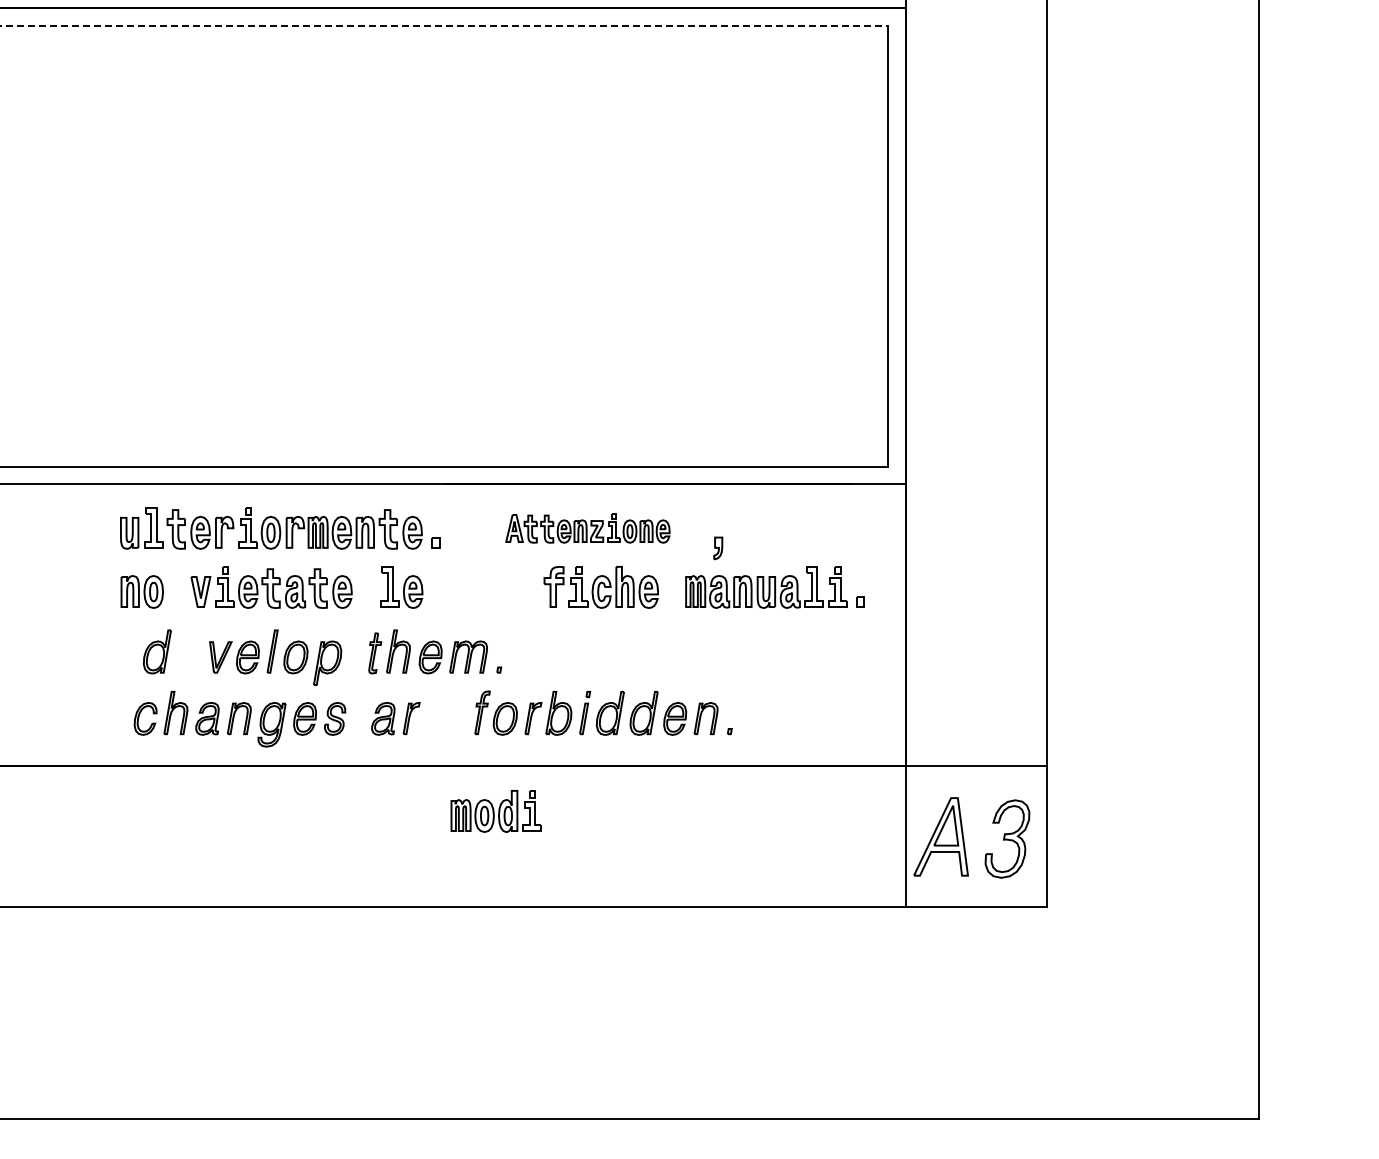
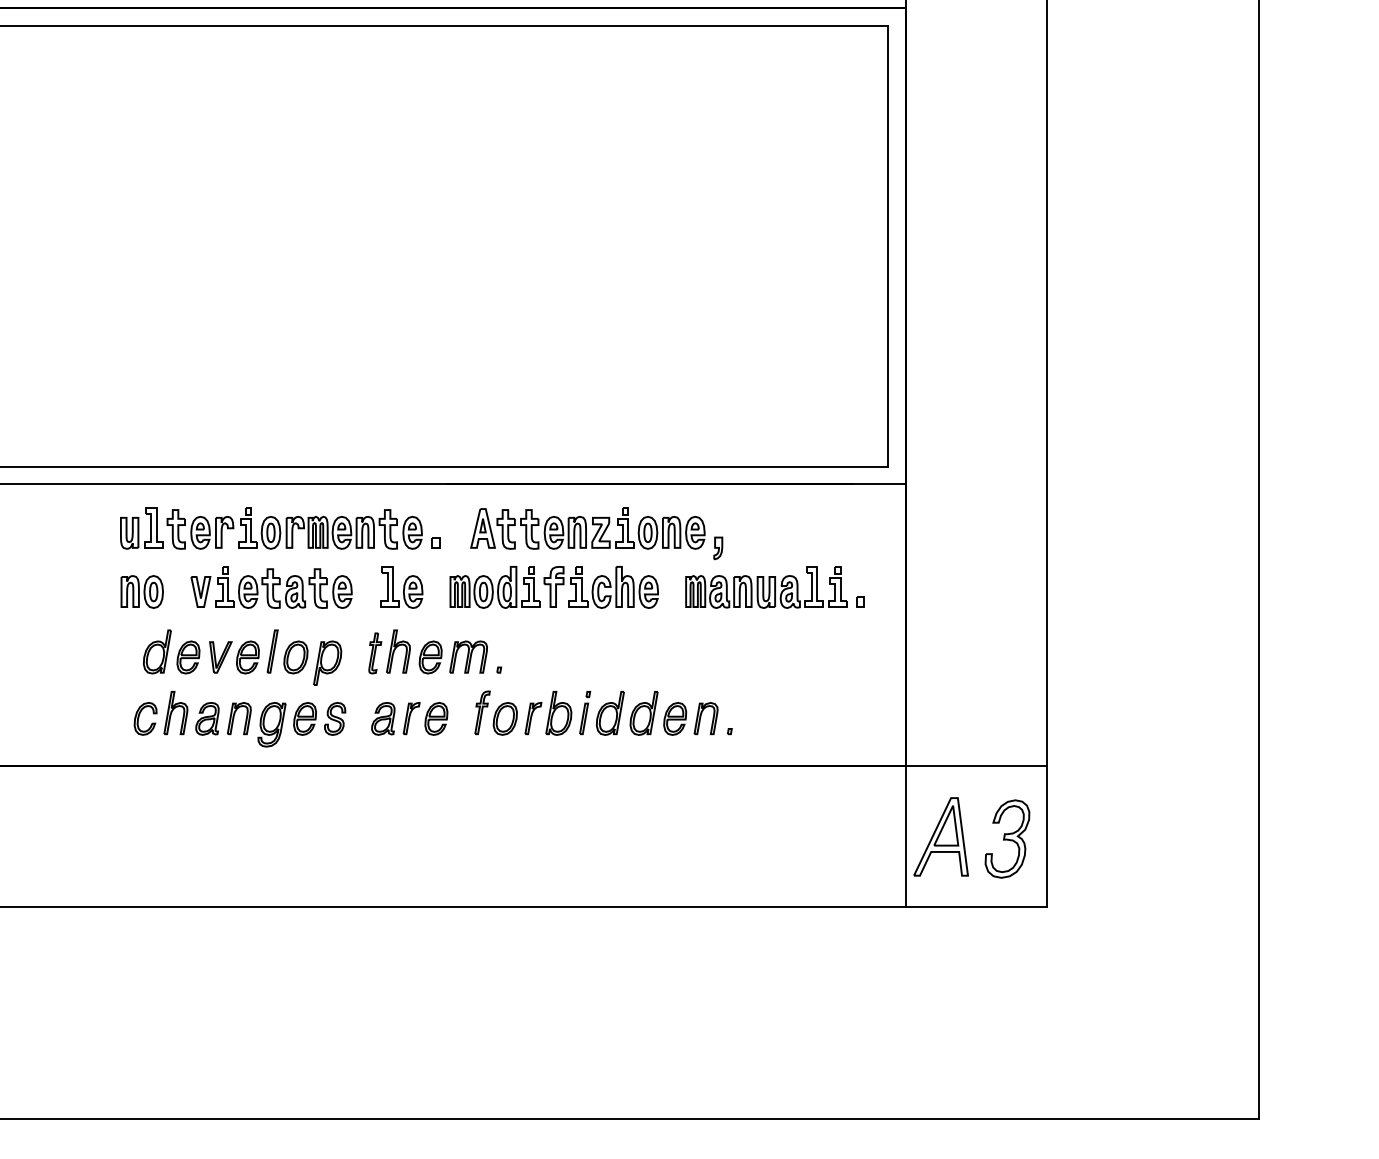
line: dashed -> solid (444, 25)
part size: 166x31 px -> 236x43 px (587, 528)
part: none -> present (188, 657)
part: none -> present (436, 718)
part position: (495, 811) -> (494, 587) (494, 587)
